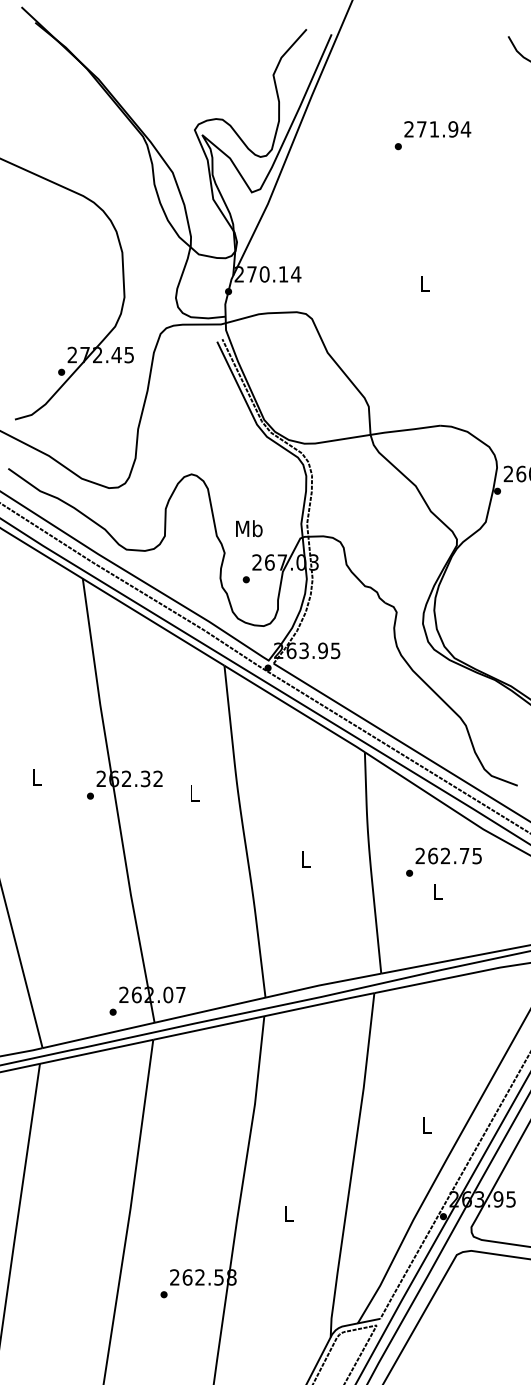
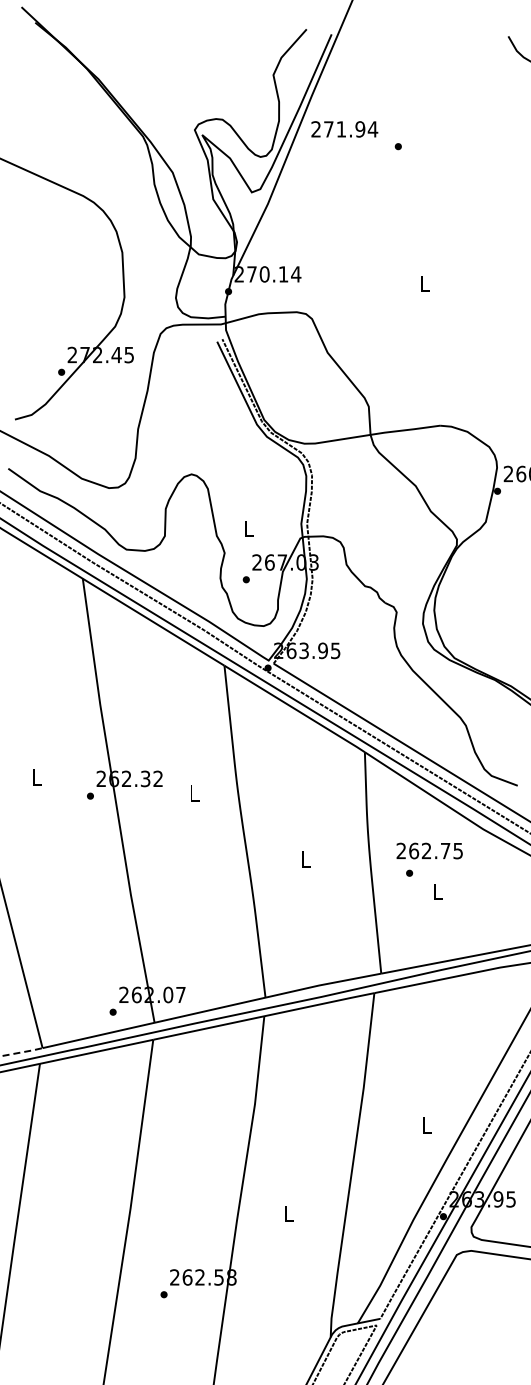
text position: (437, 129) -> (344, 129) (344, 129)
text: Mb -> L (249, 528)
text position: (448, 855) -> (429, 850) (429, 850)
line: solid -> dashed (22, 1052)
